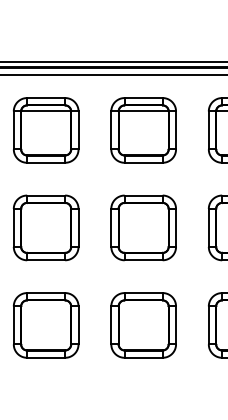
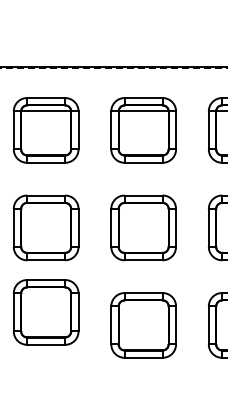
line: present -> none (113, 62)
line: solid -> dashed (113, 68)
line: present -> none (113, 75)
part position: (45, 325) -> (45, 312) (45, 312)
